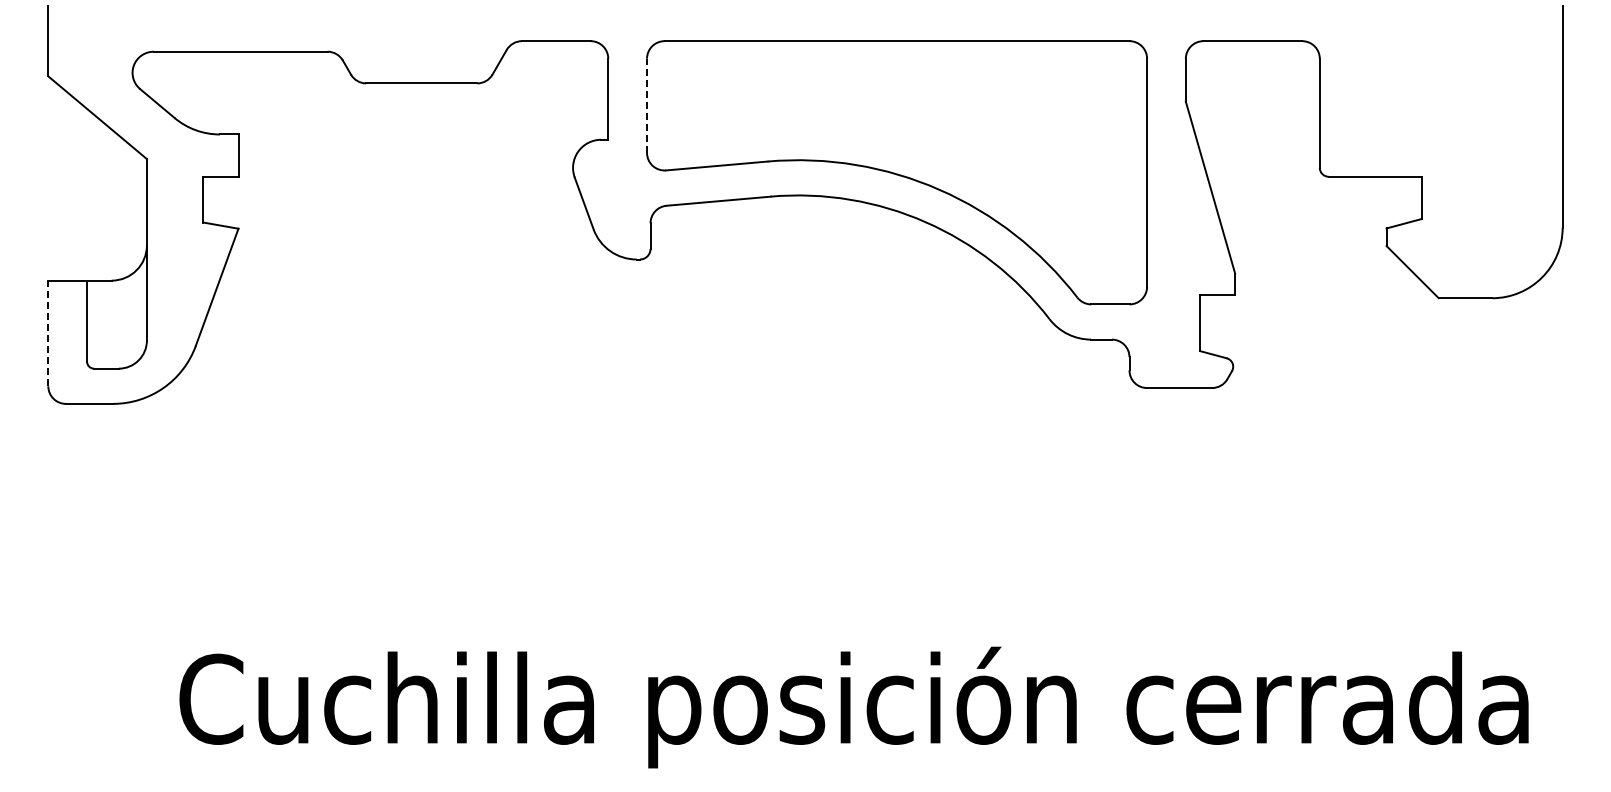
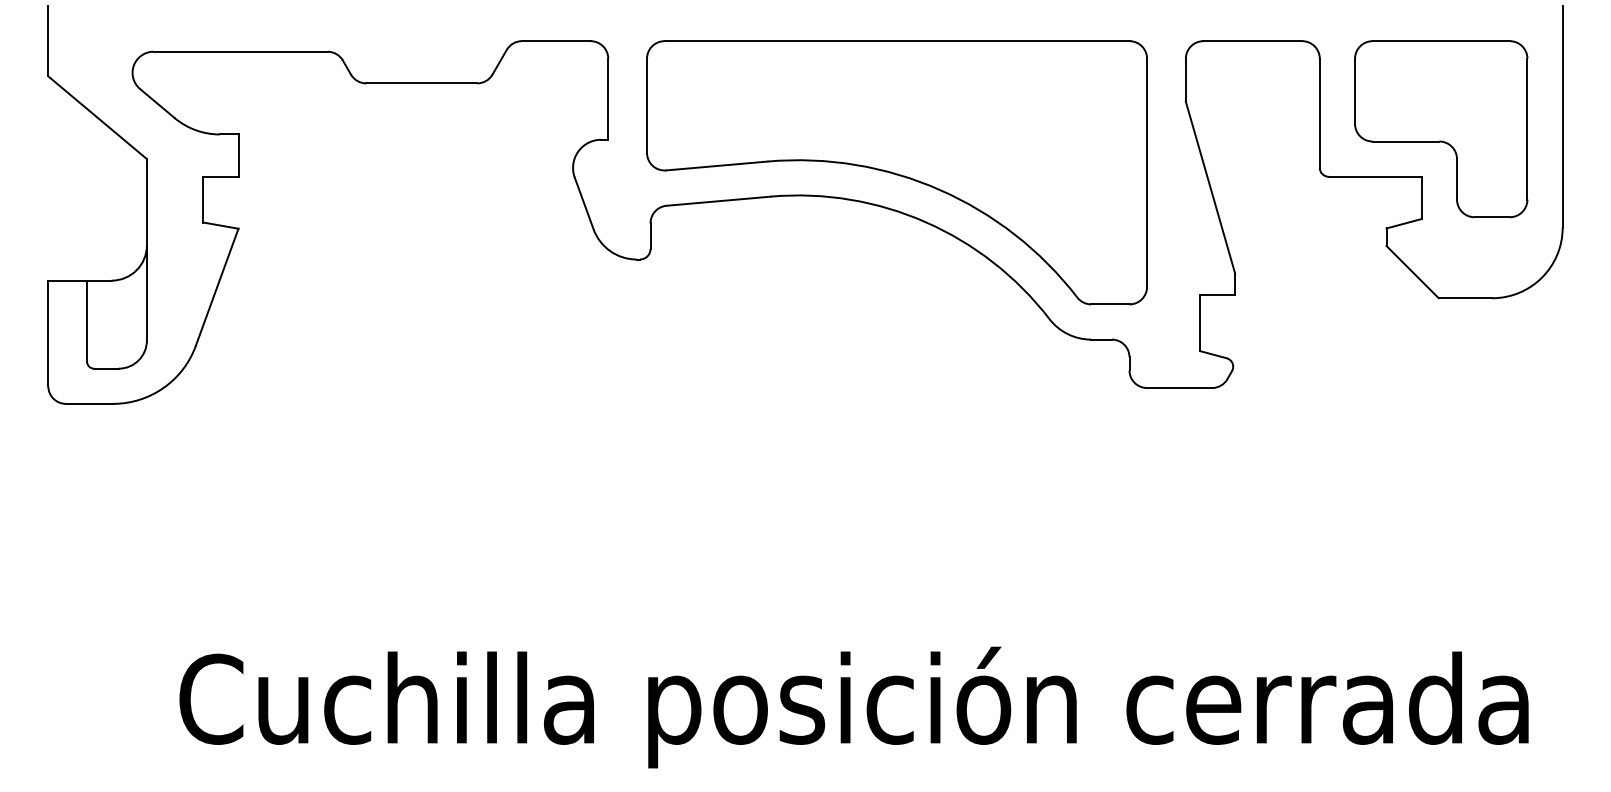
line: dashed -> solid (647, 105)
part: none -> present (1441, 129)
line: dashed -> solid (48, 333)
